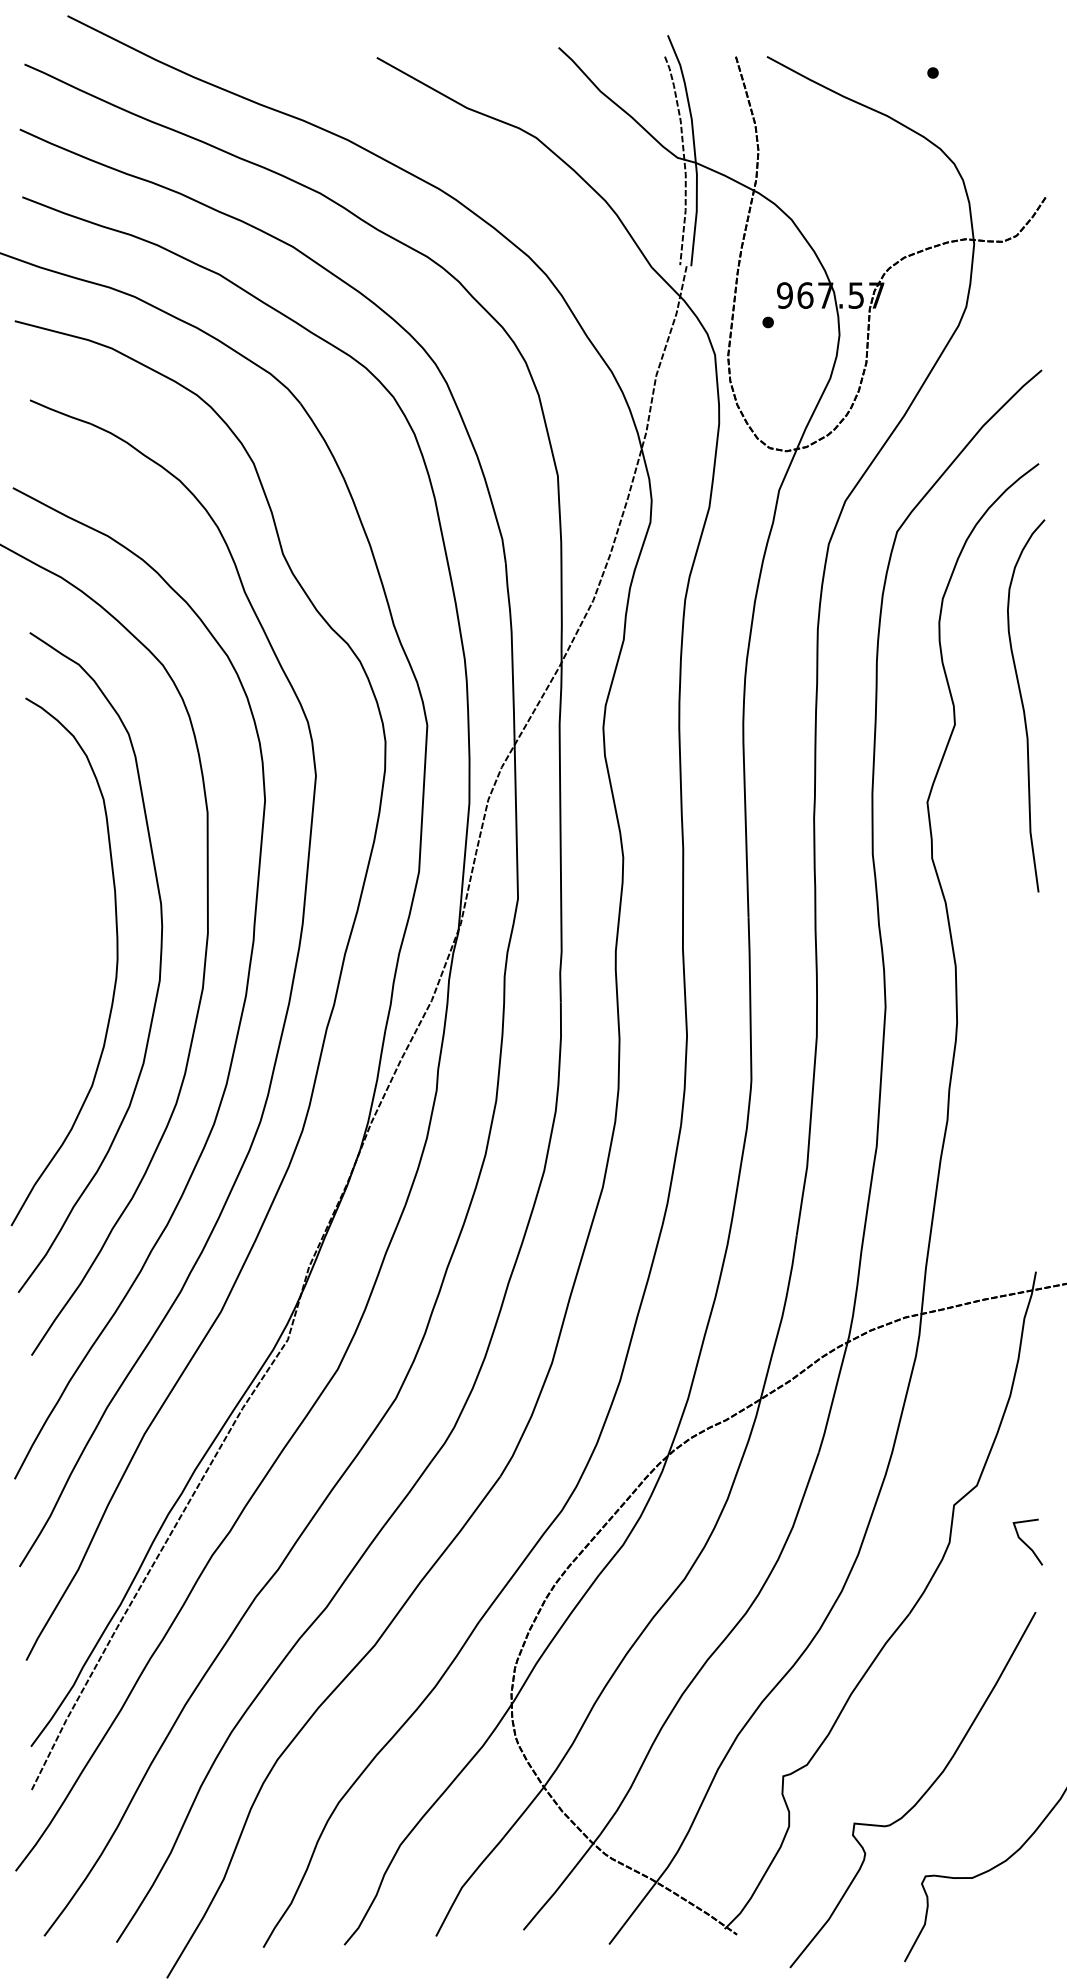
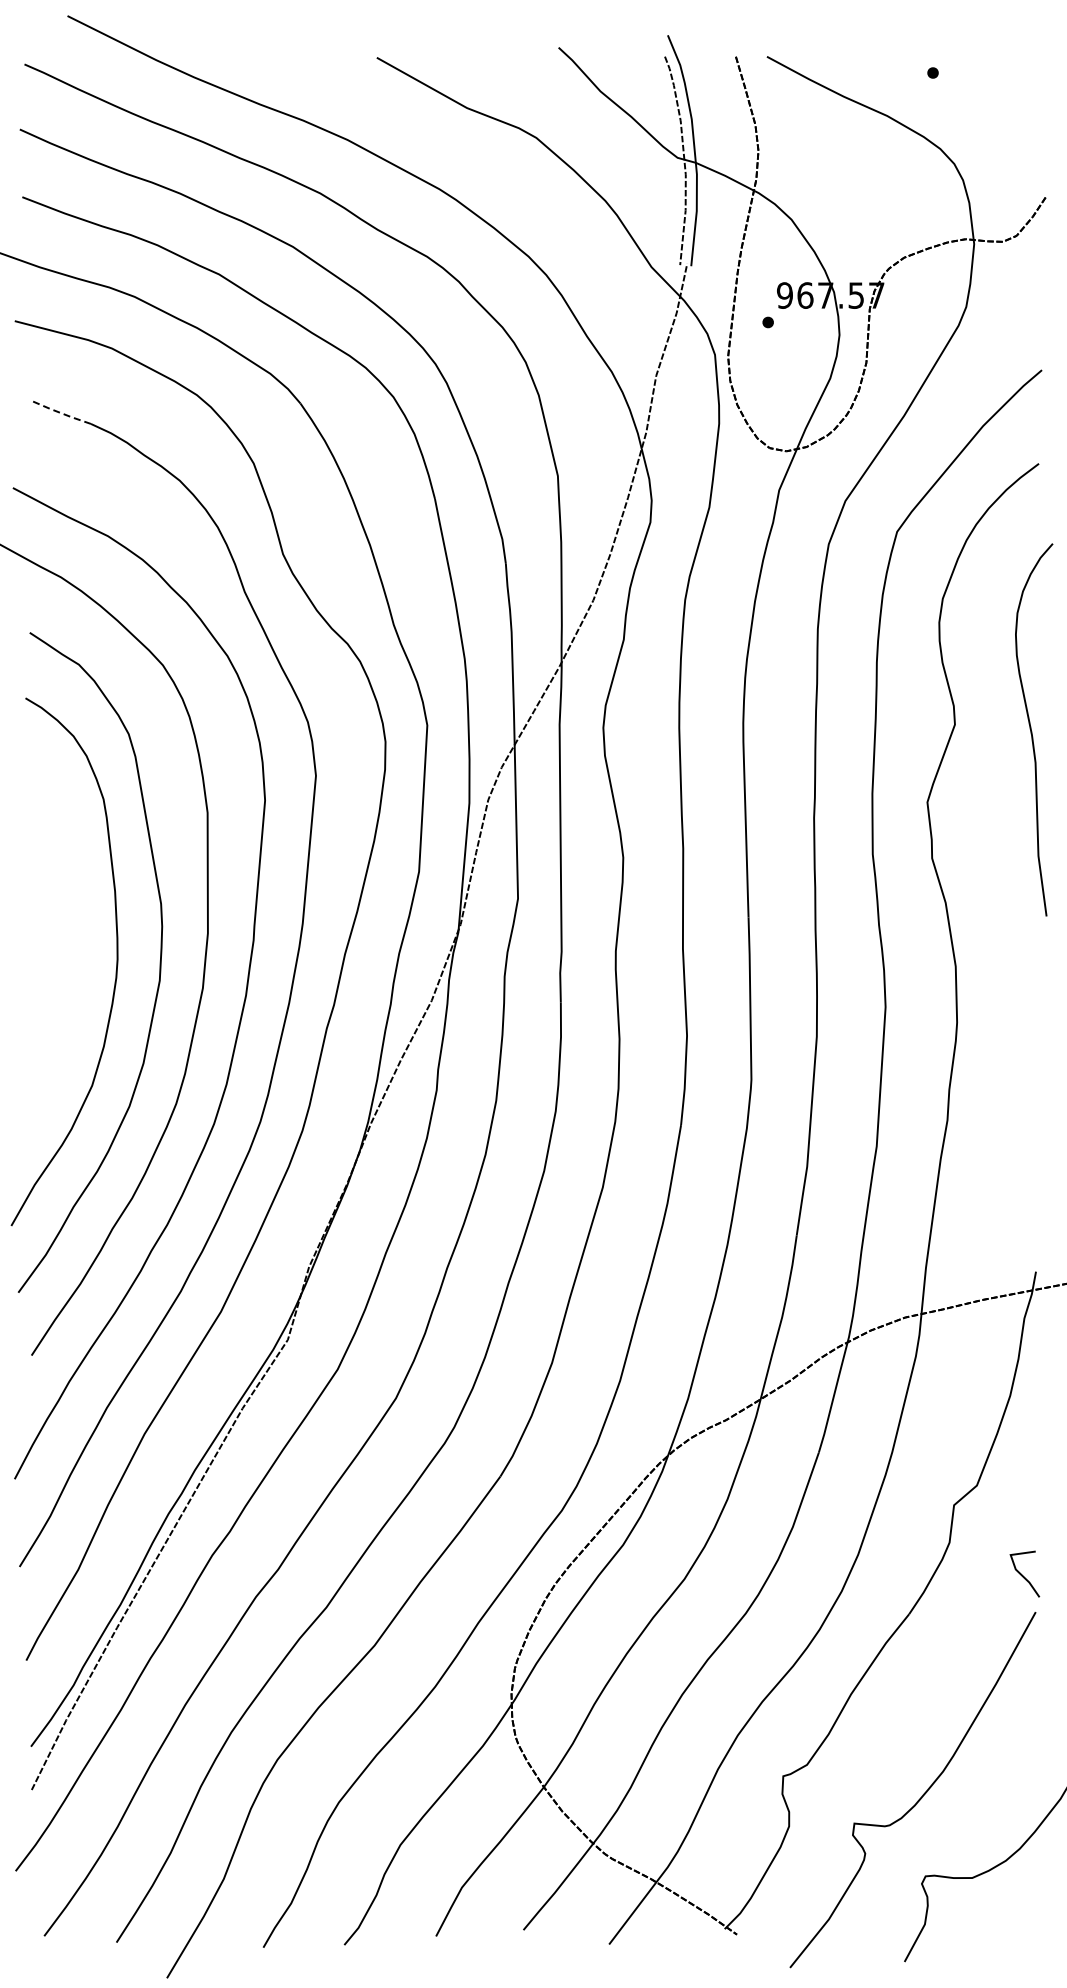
line: solid -> dashed (60, 412)
curve position: (1024, 707) -> (1032, 731) (1032, 731)
line position: (1025, 1542) -> (1022, 1574) (1022, 1574)
